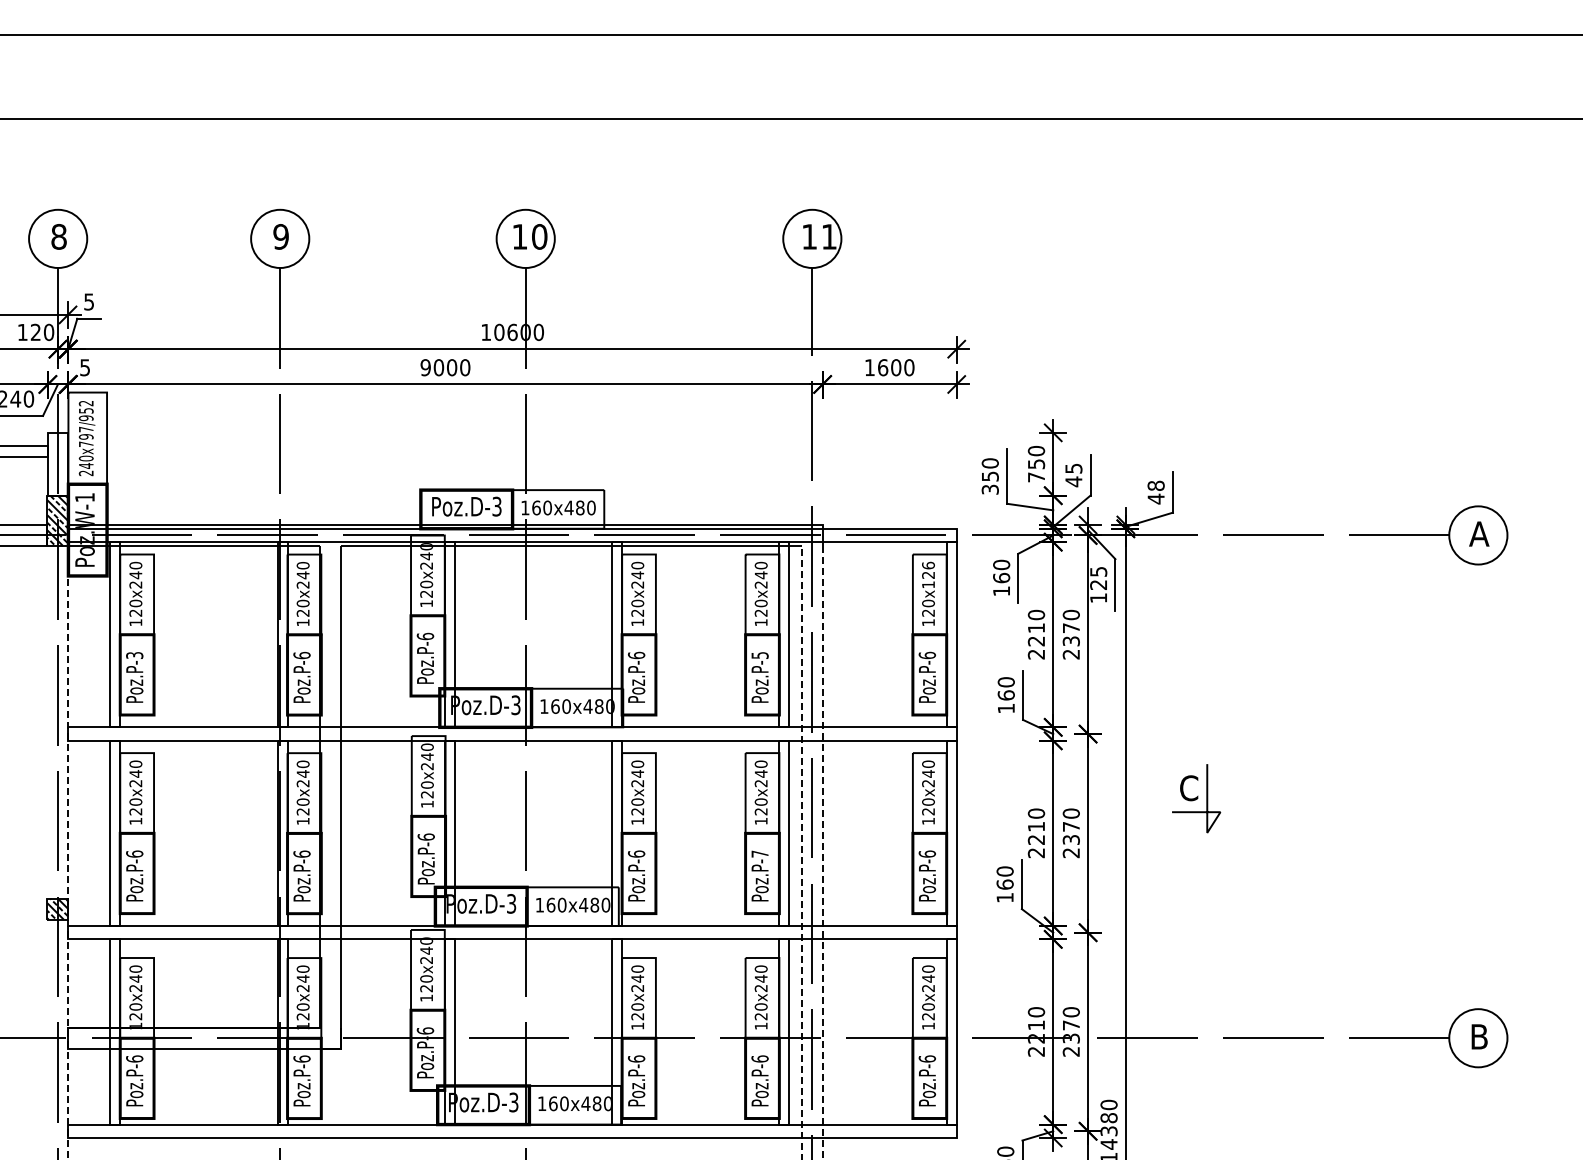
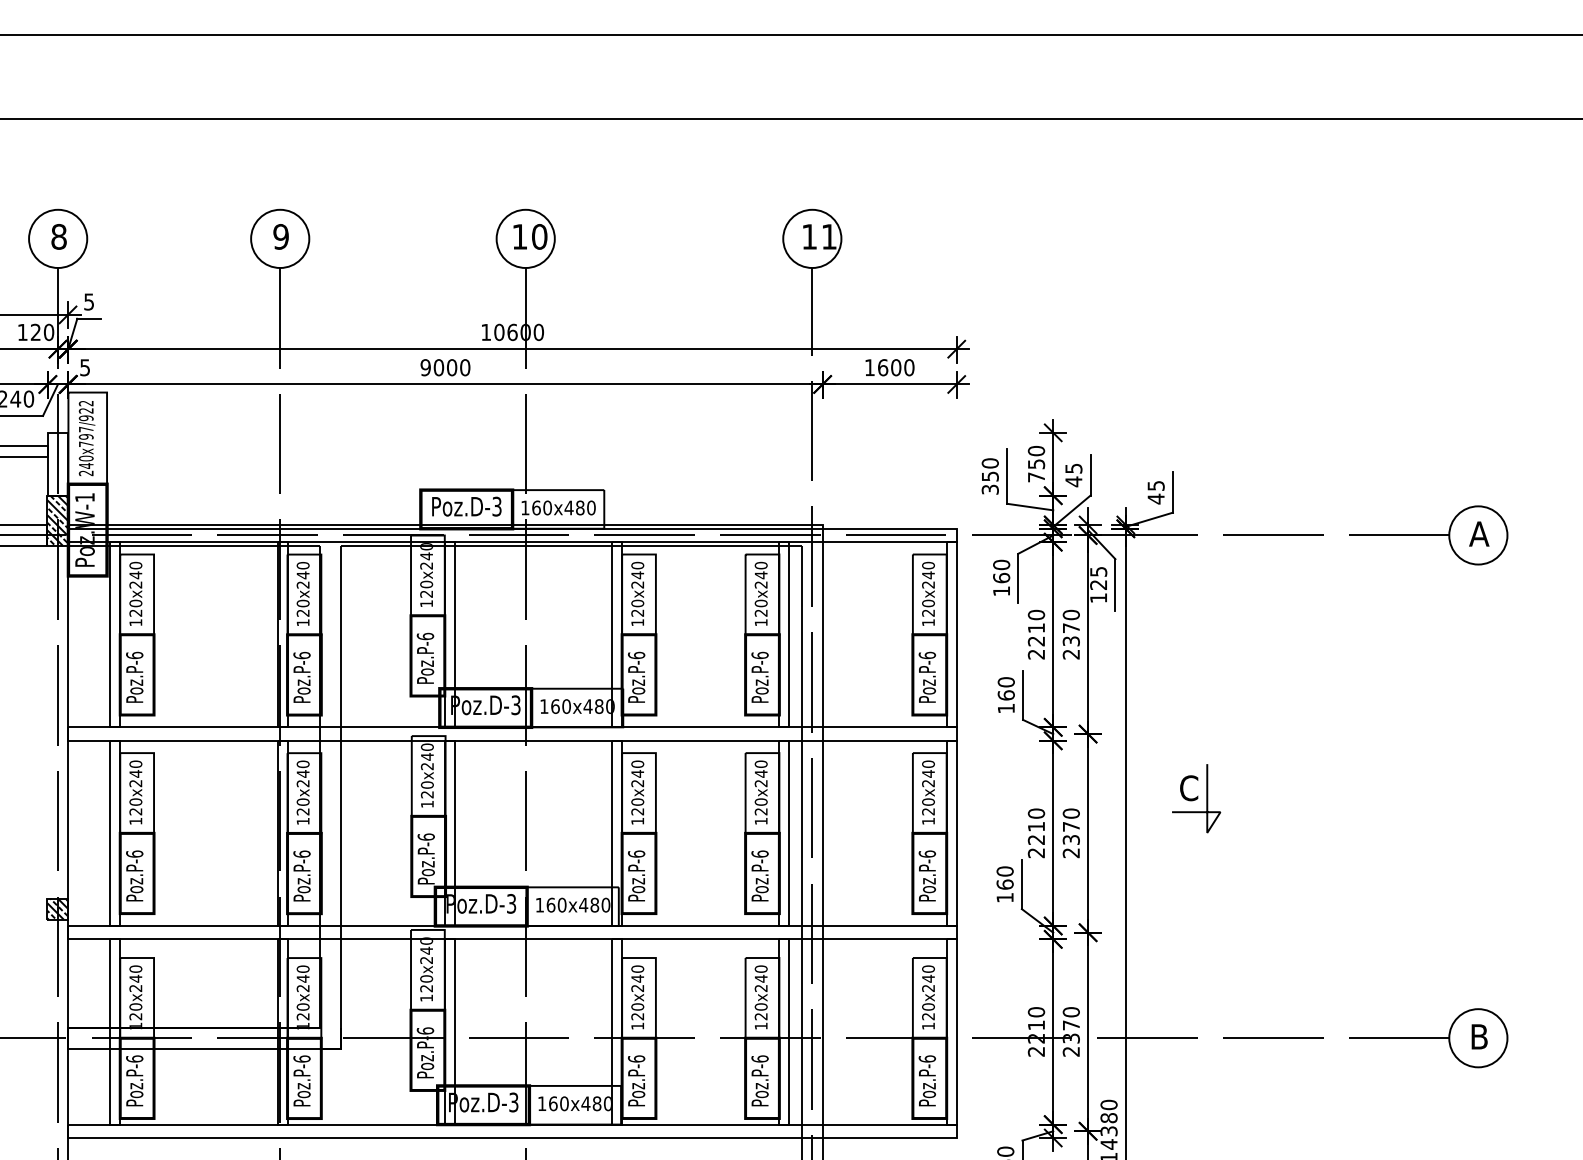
text: 240x797/952 -> 240x797/922 (85, 410)
text: 48 -> 45 (1155, 485)
text: 120x126 -> 120x240 (928, 574)
text: Poz.P-3 -> Poz.P-6 (134, 655)
text: Poz.P-5 -> Poz.P-6 (759, 655)
line: dashed -> solid (68, 852)
line: dashed -> solid (801, 852)
line: dashed -> solid (822, 852)
text: Poz.P-7 -> Poz.P-6 (759, 853)
